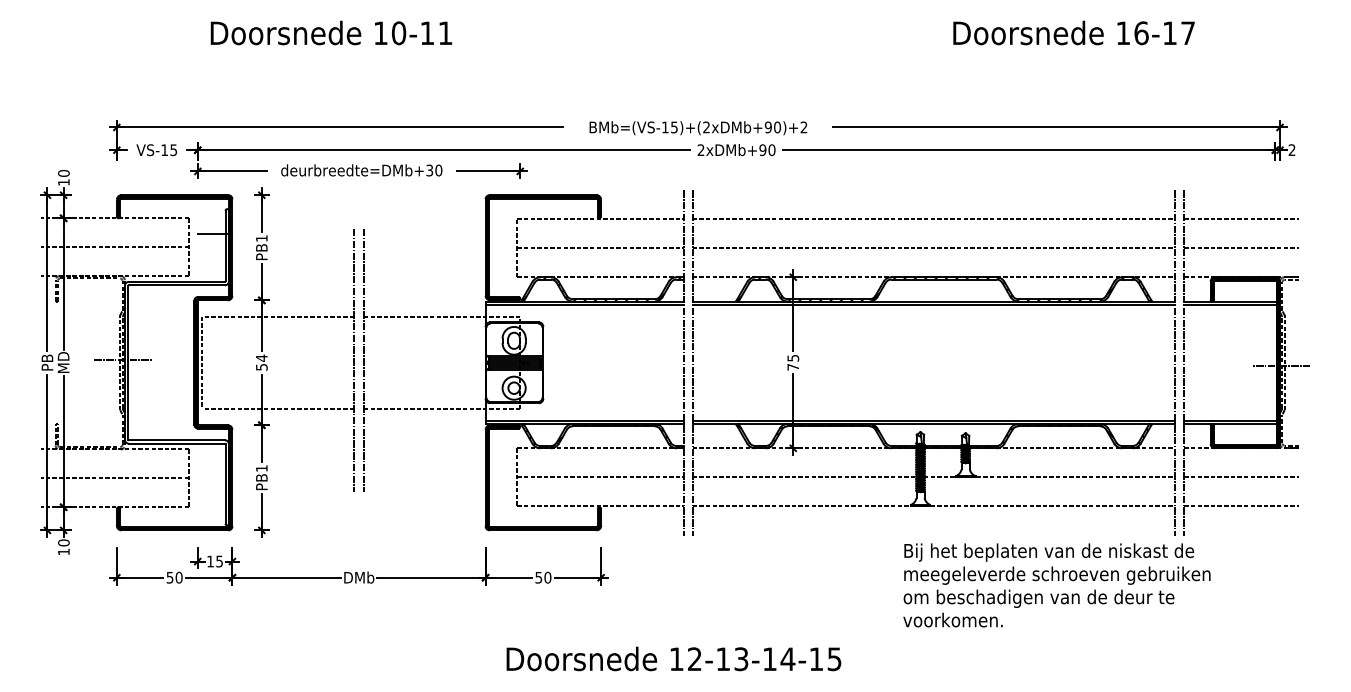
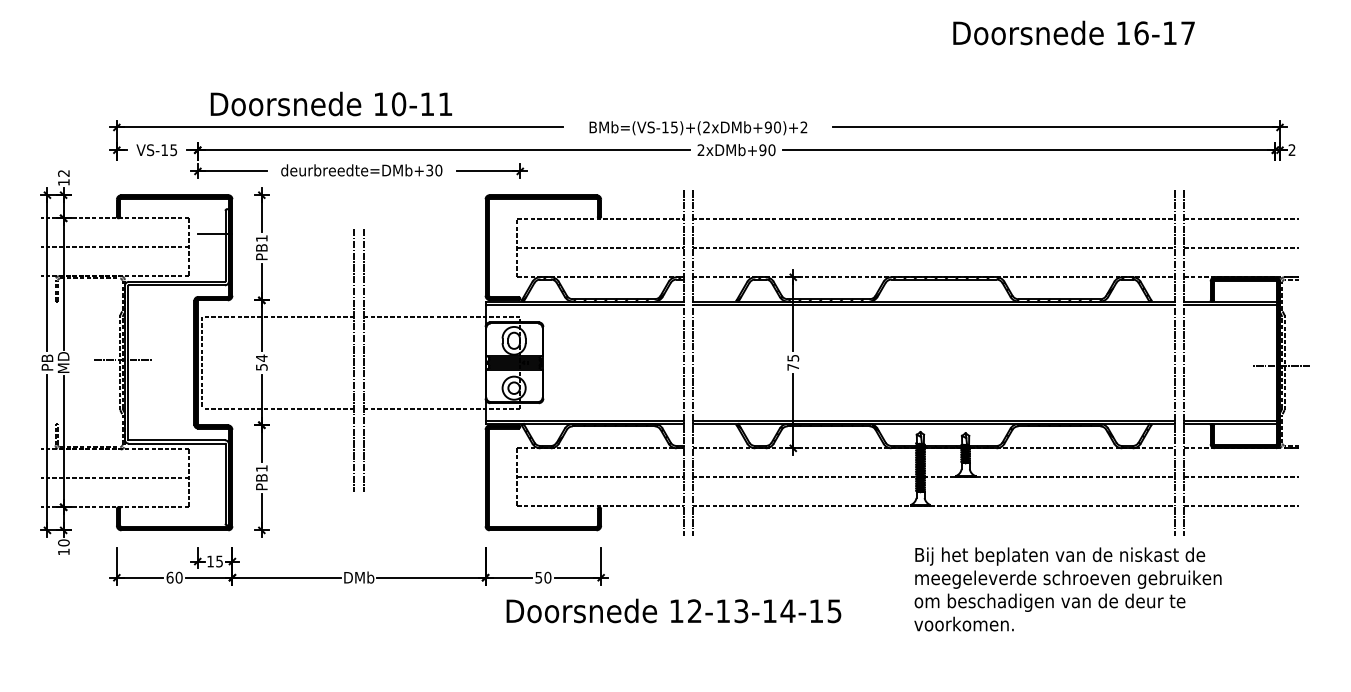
text position: (331, 32) -> (331, 103) (331, 103)
text: 10 -> 12 (63, 172)
text: 50 -> 60 (169, 577)
text position: (1056, 585) -> (1067, 589) (1067, 589)
text position: (673, 658) -> (673, 610) (673, 610)
